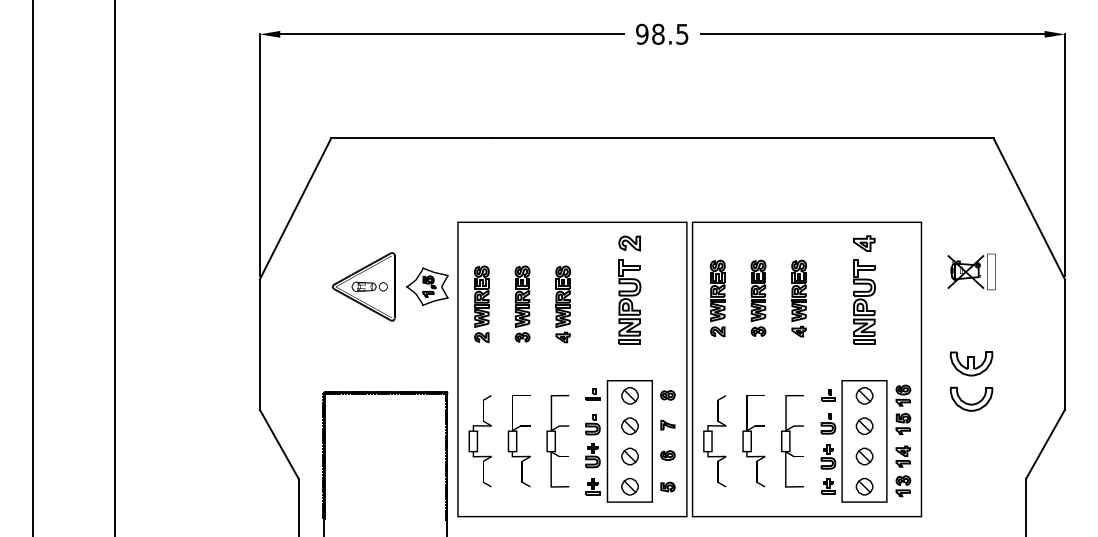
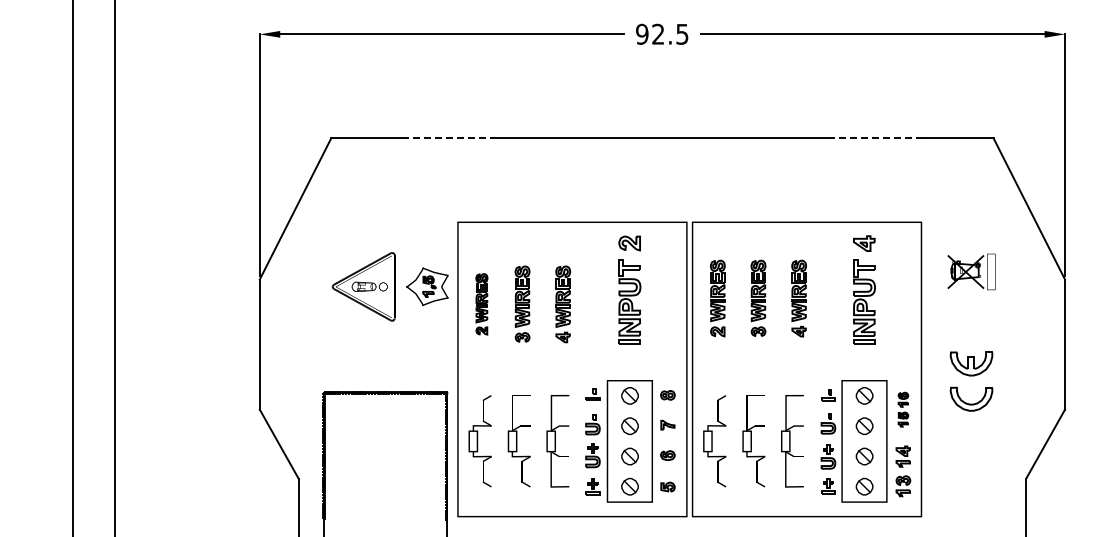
text: 98.5 -> 92.5 (658, 33)
line: solid -> dashed (446, 138)
line: solid -> dashed (878, 138)
line position: (32, 267) -> (72, 267) (72, 267)
part size: 16x79 px -> 14x63 px (481, 304)
part size: 17x51 px -> 13x37 px (903, 409)
